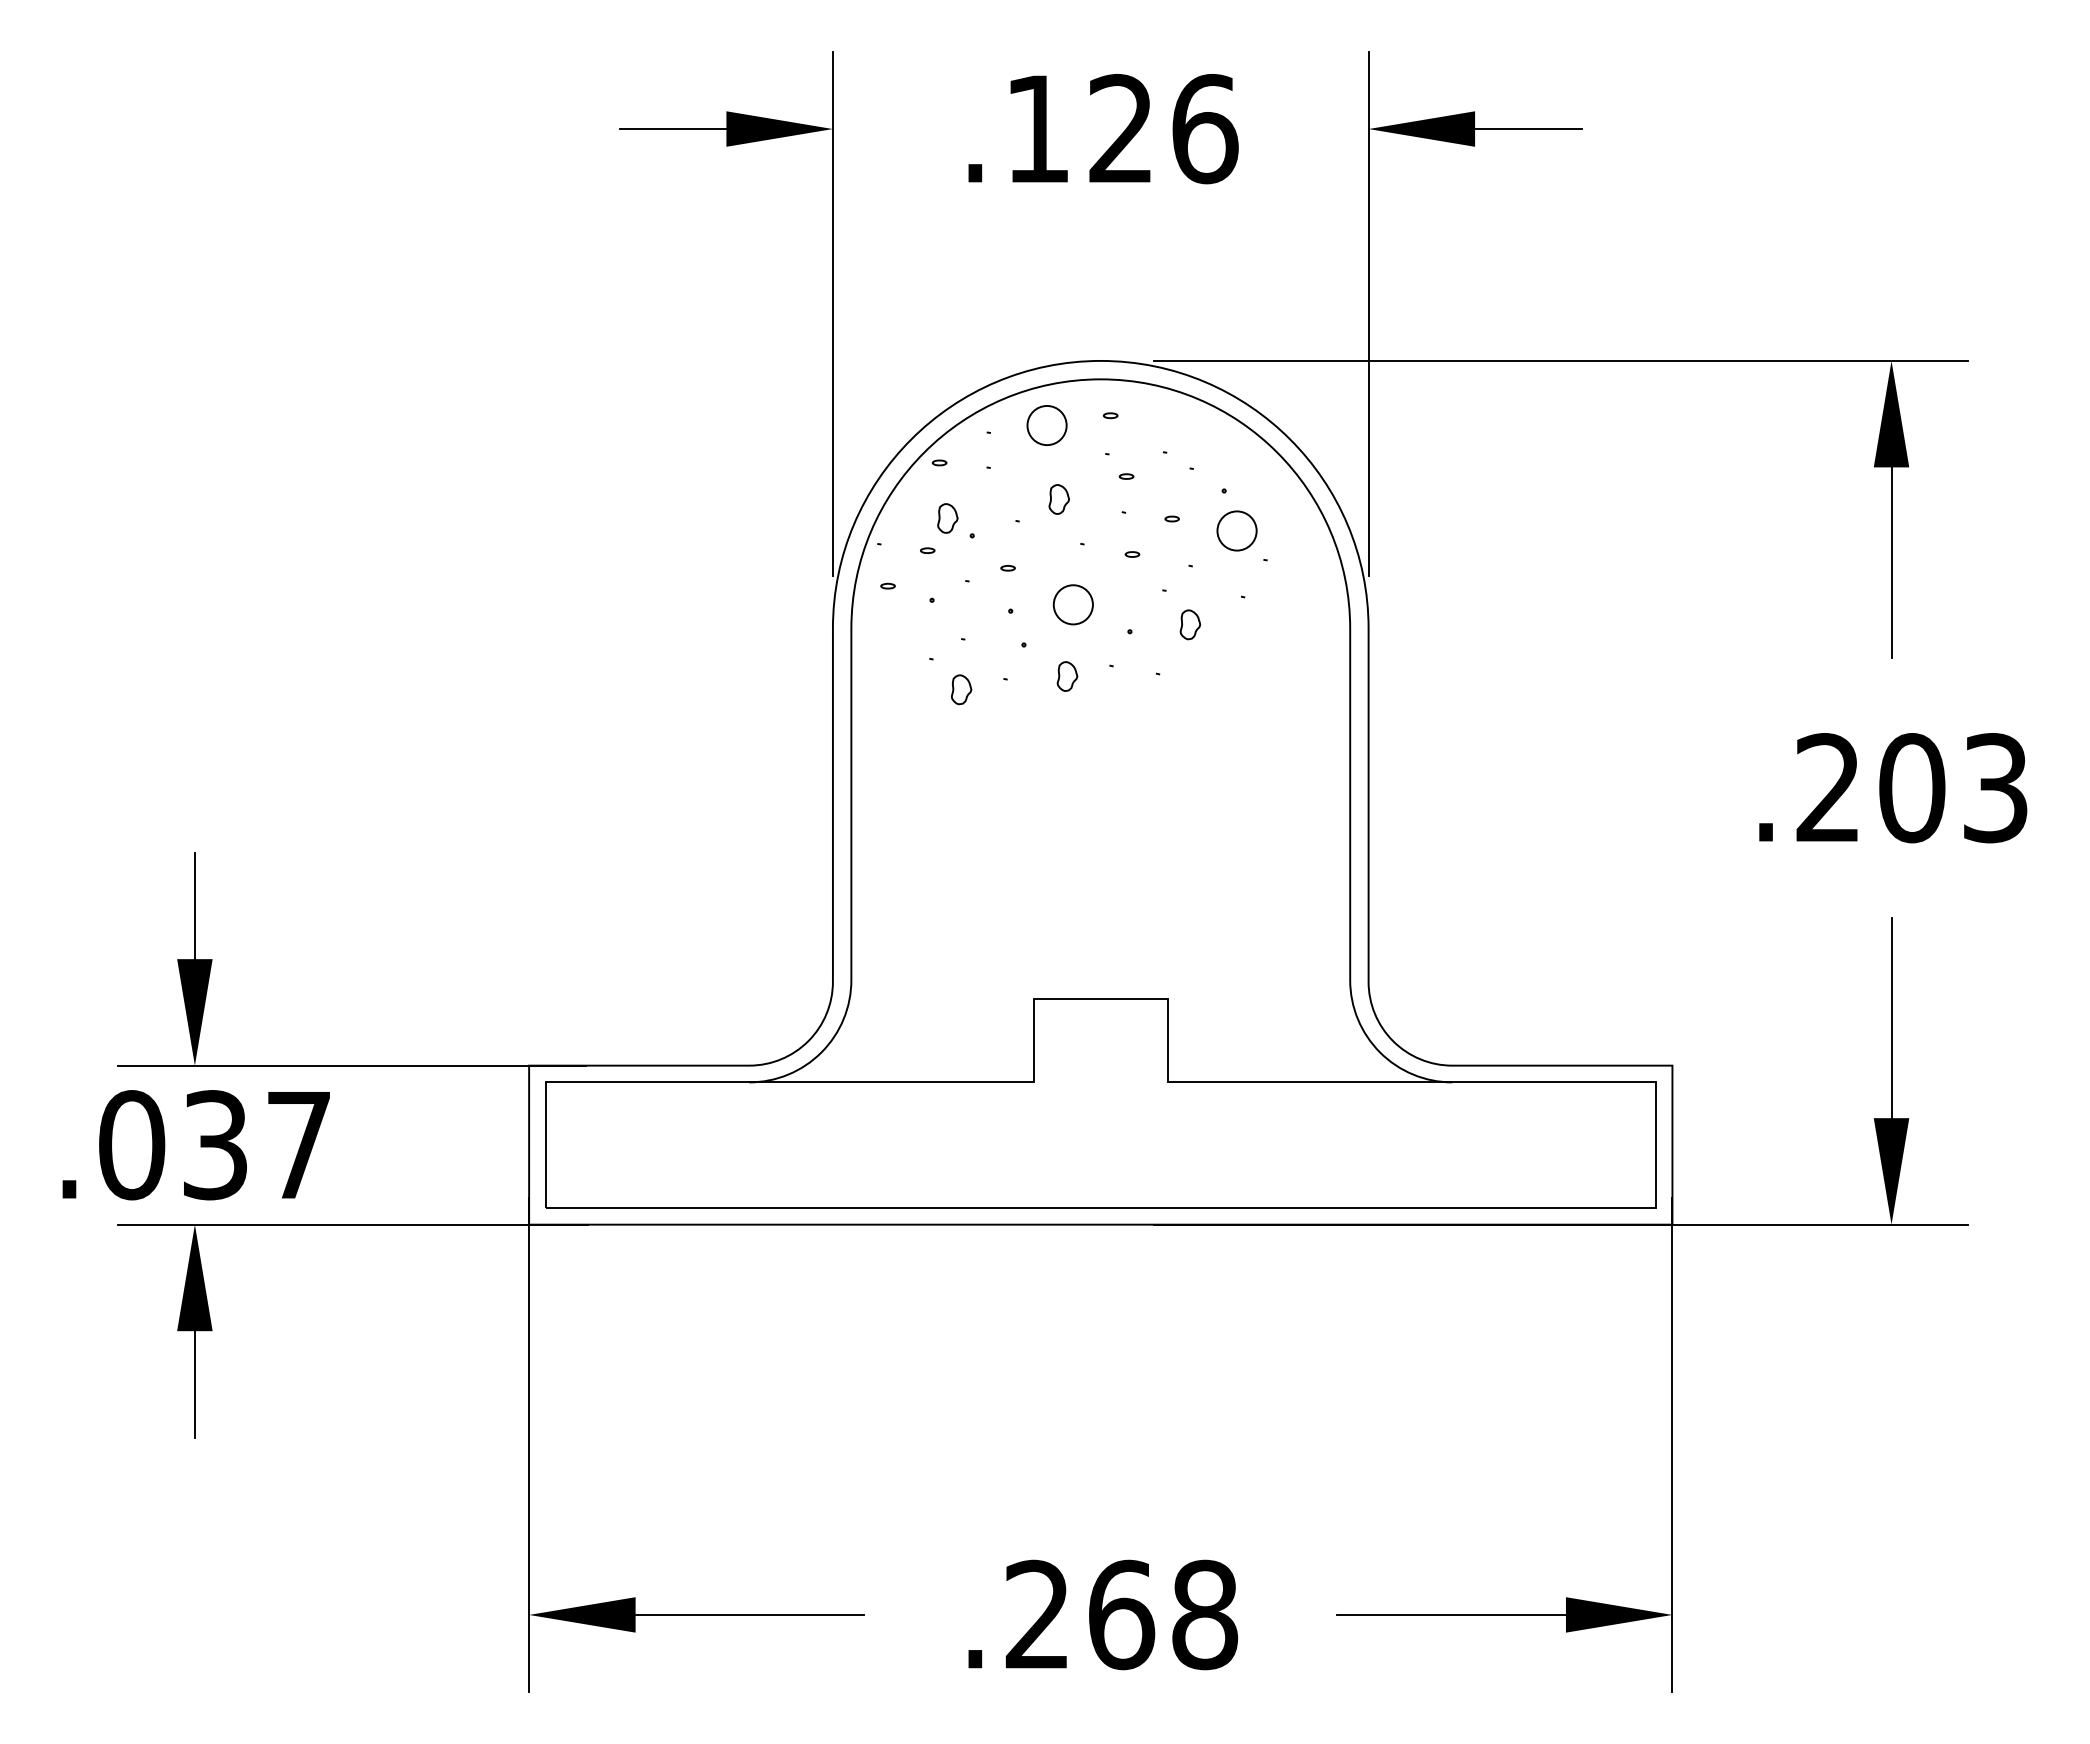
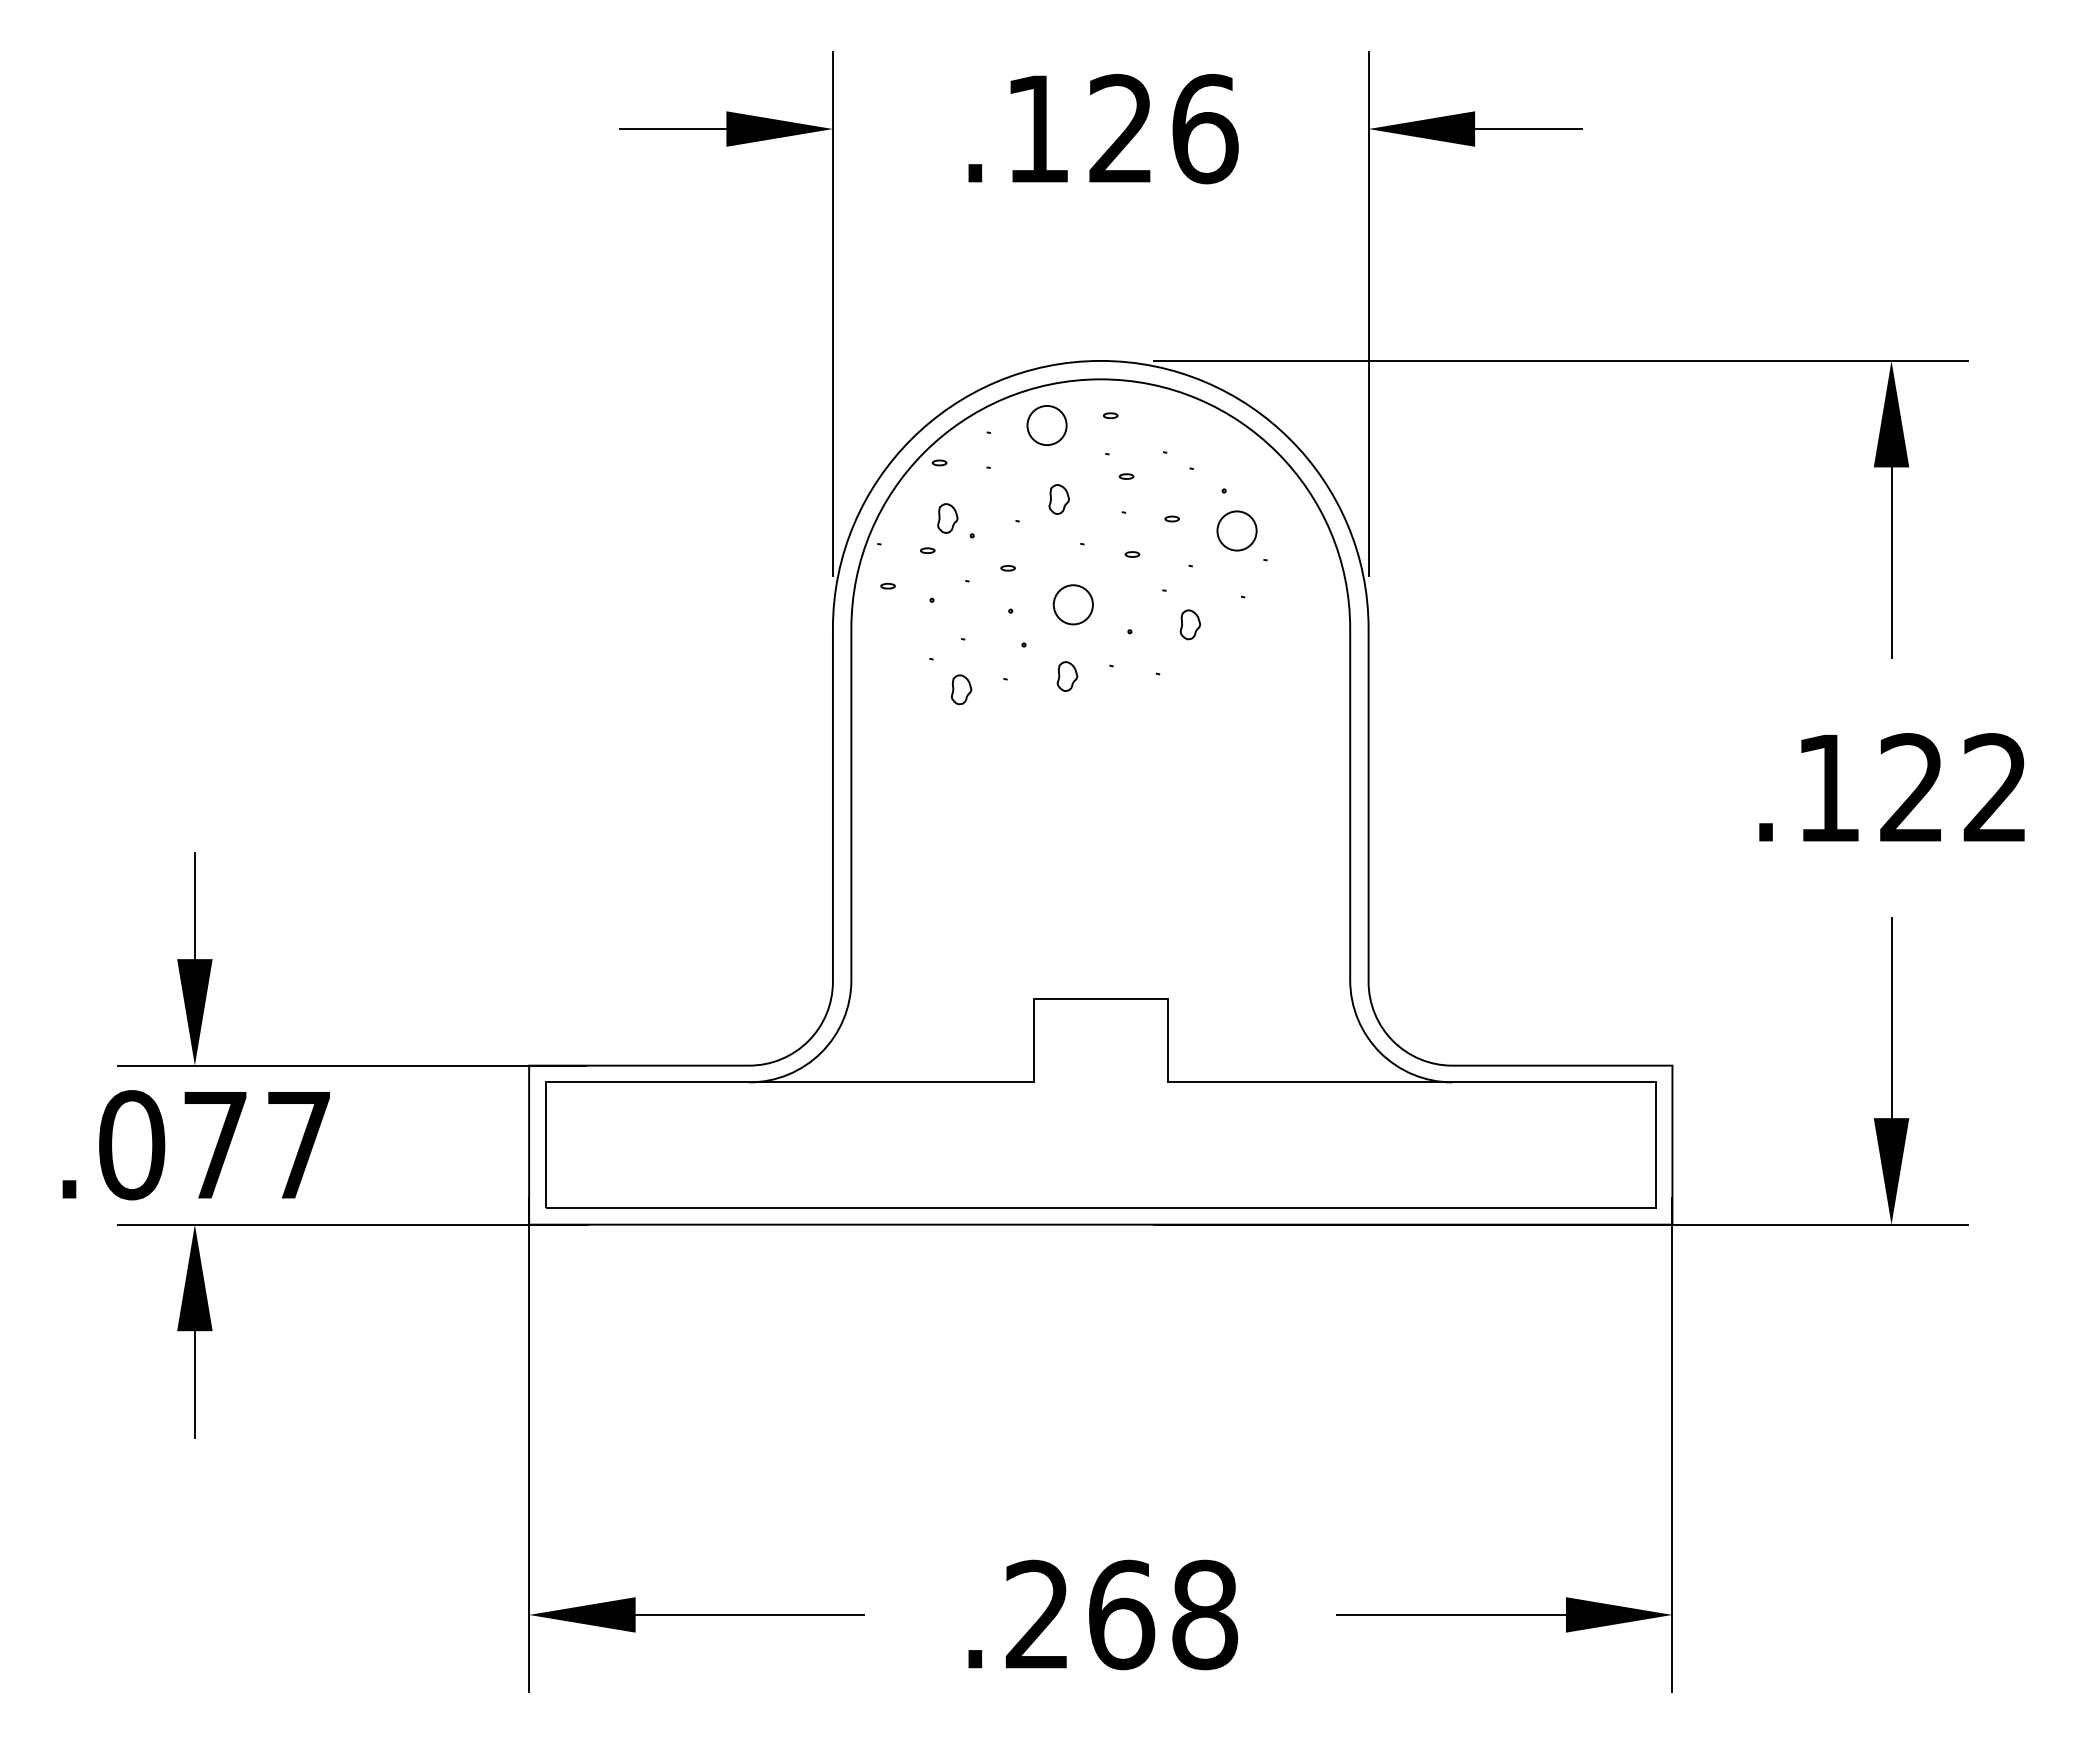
text: .203 -> .122 (1911, 788)
text: .037 -> .077 (215, 1145)
